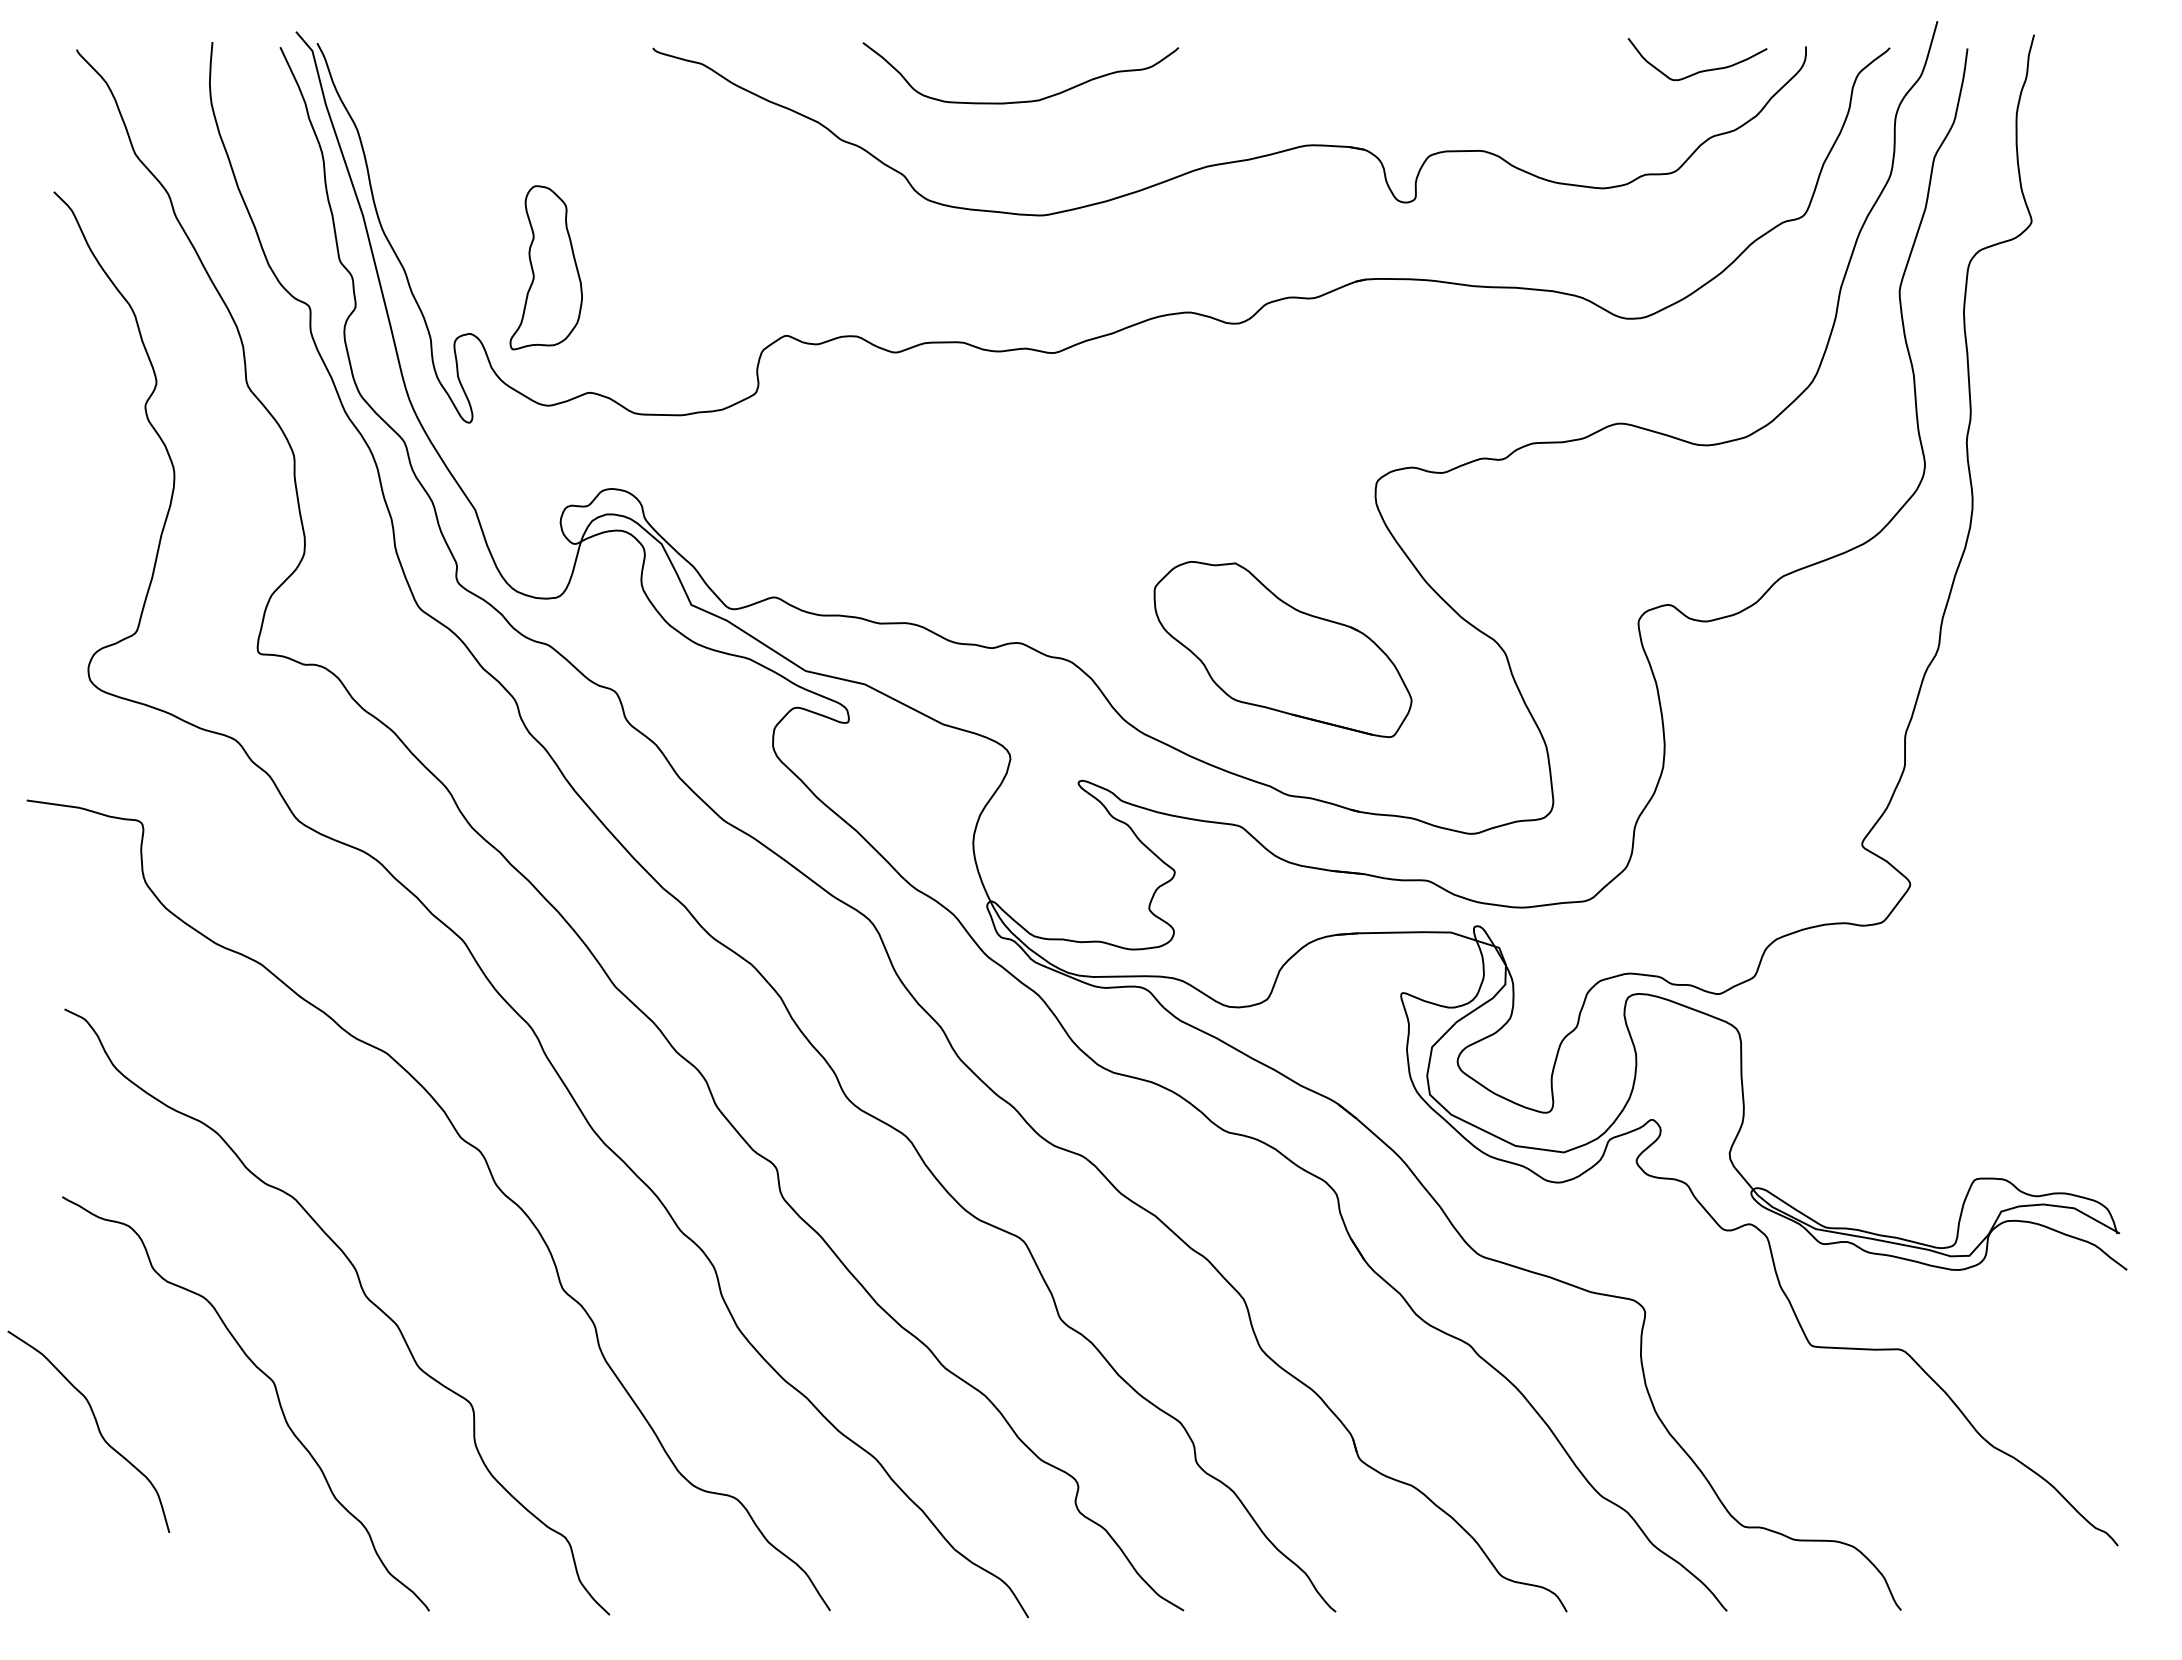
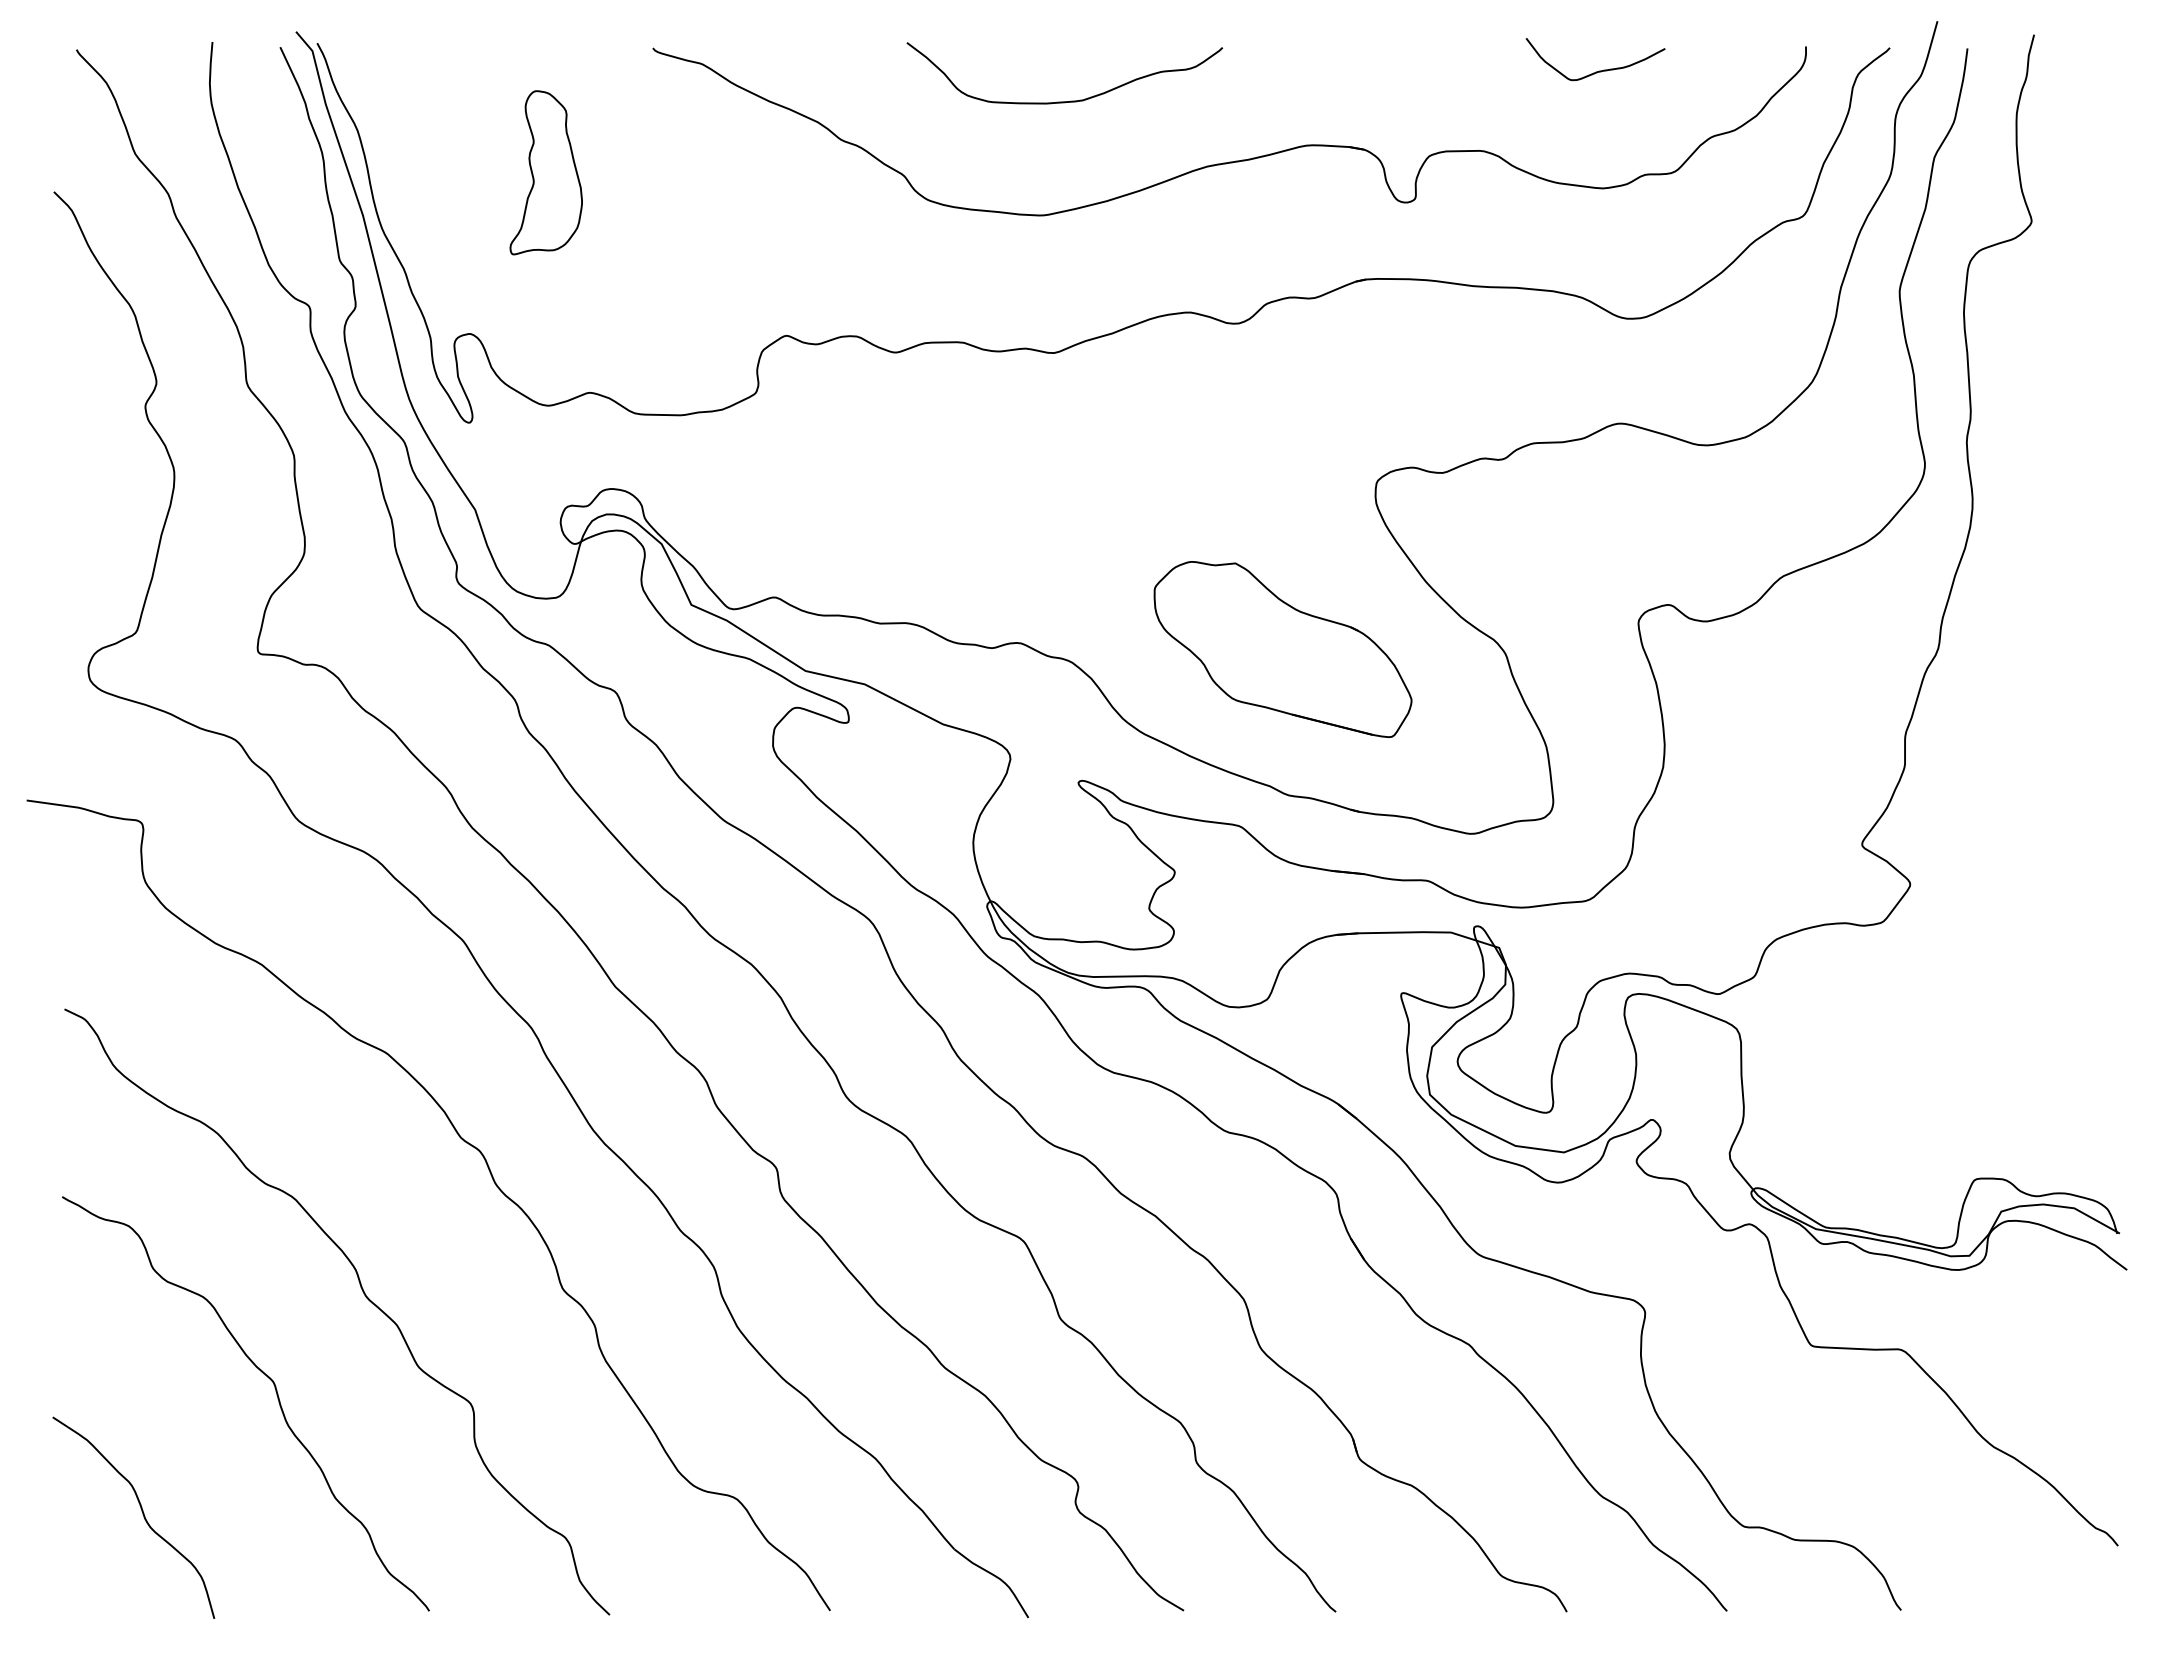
curve position: (1701, 70) -> (1599, 70) (1599, 70)
curve position: (1026, 100) -> (1070, 100) (1070, 100)
part position: (545, 267) -> (545, 172) (545, 172)
curve position: (97, 1428) -> (142, 1514) (142, 1514)
